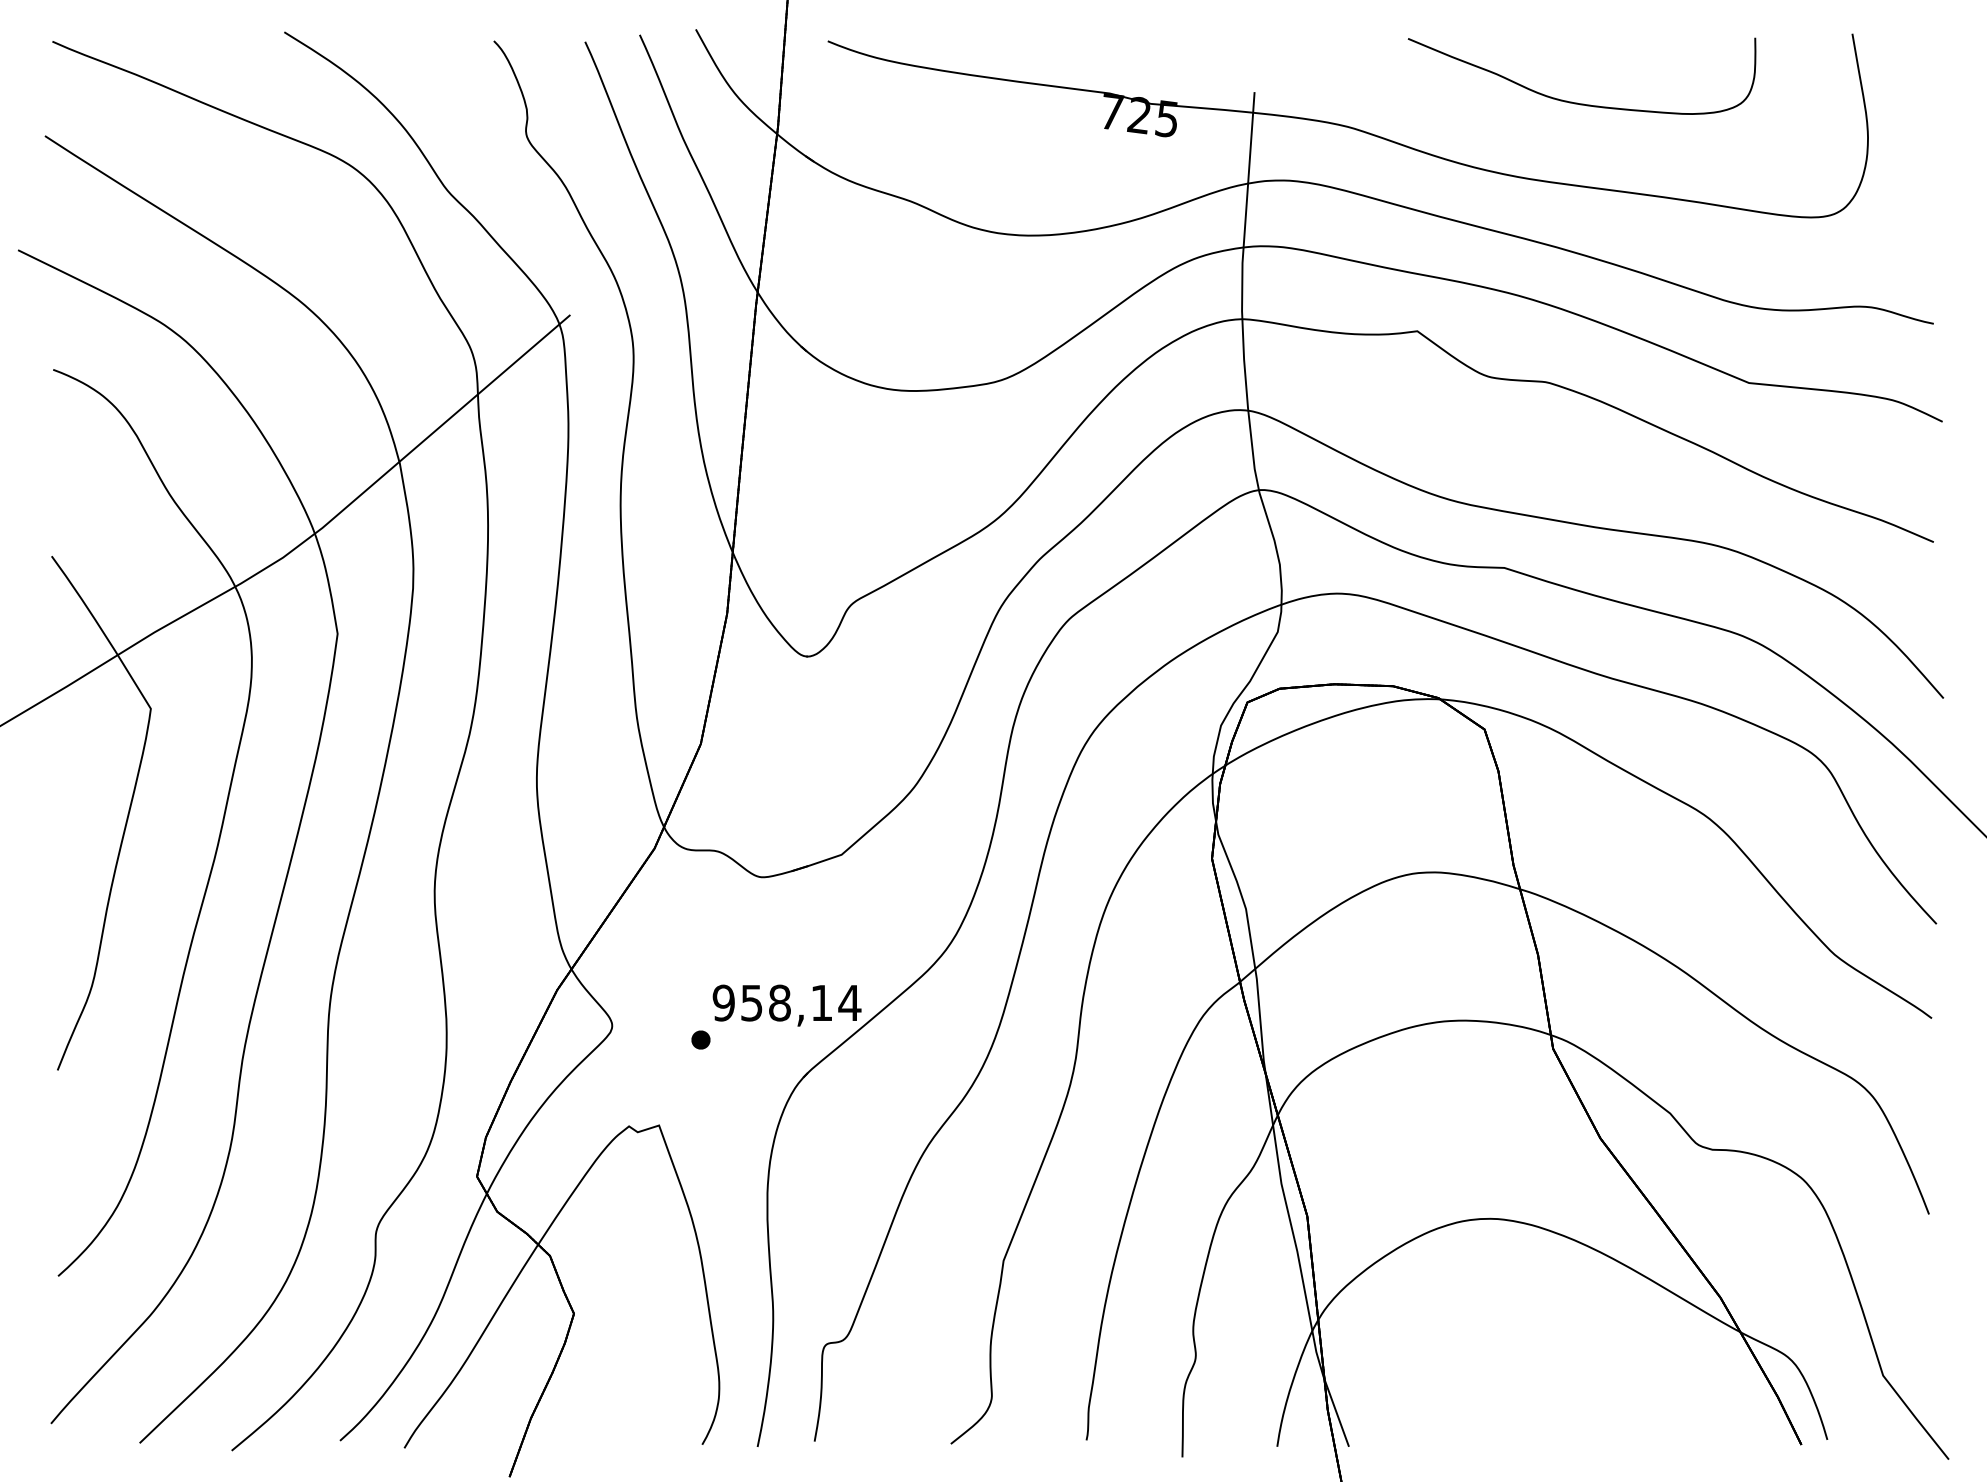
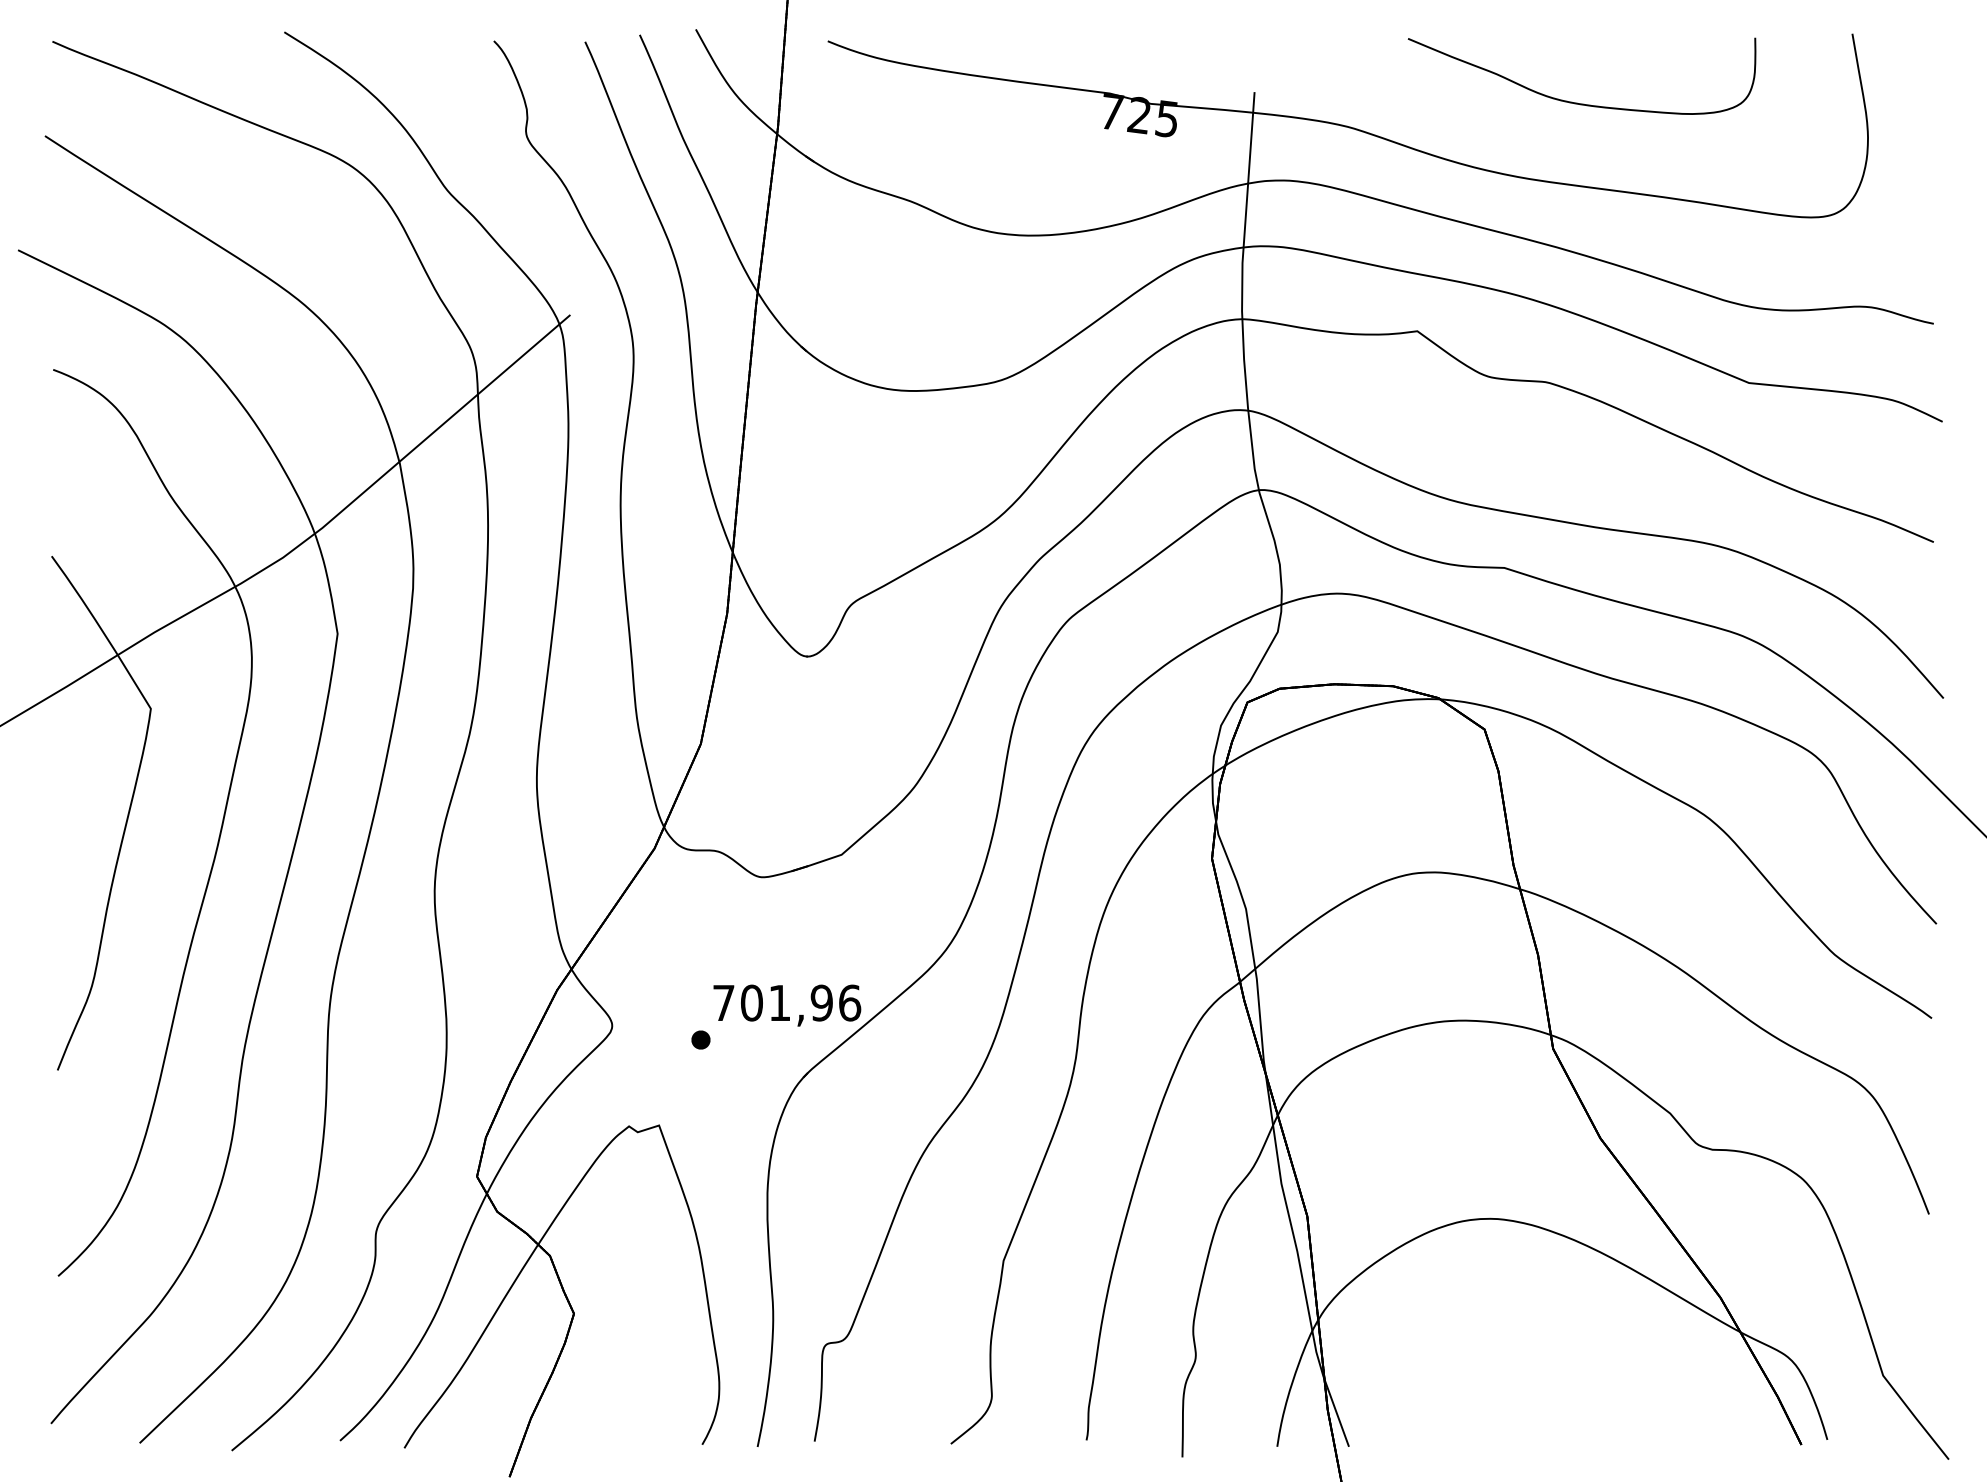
text: 958,14 -> 701,96 (786, 1002)
